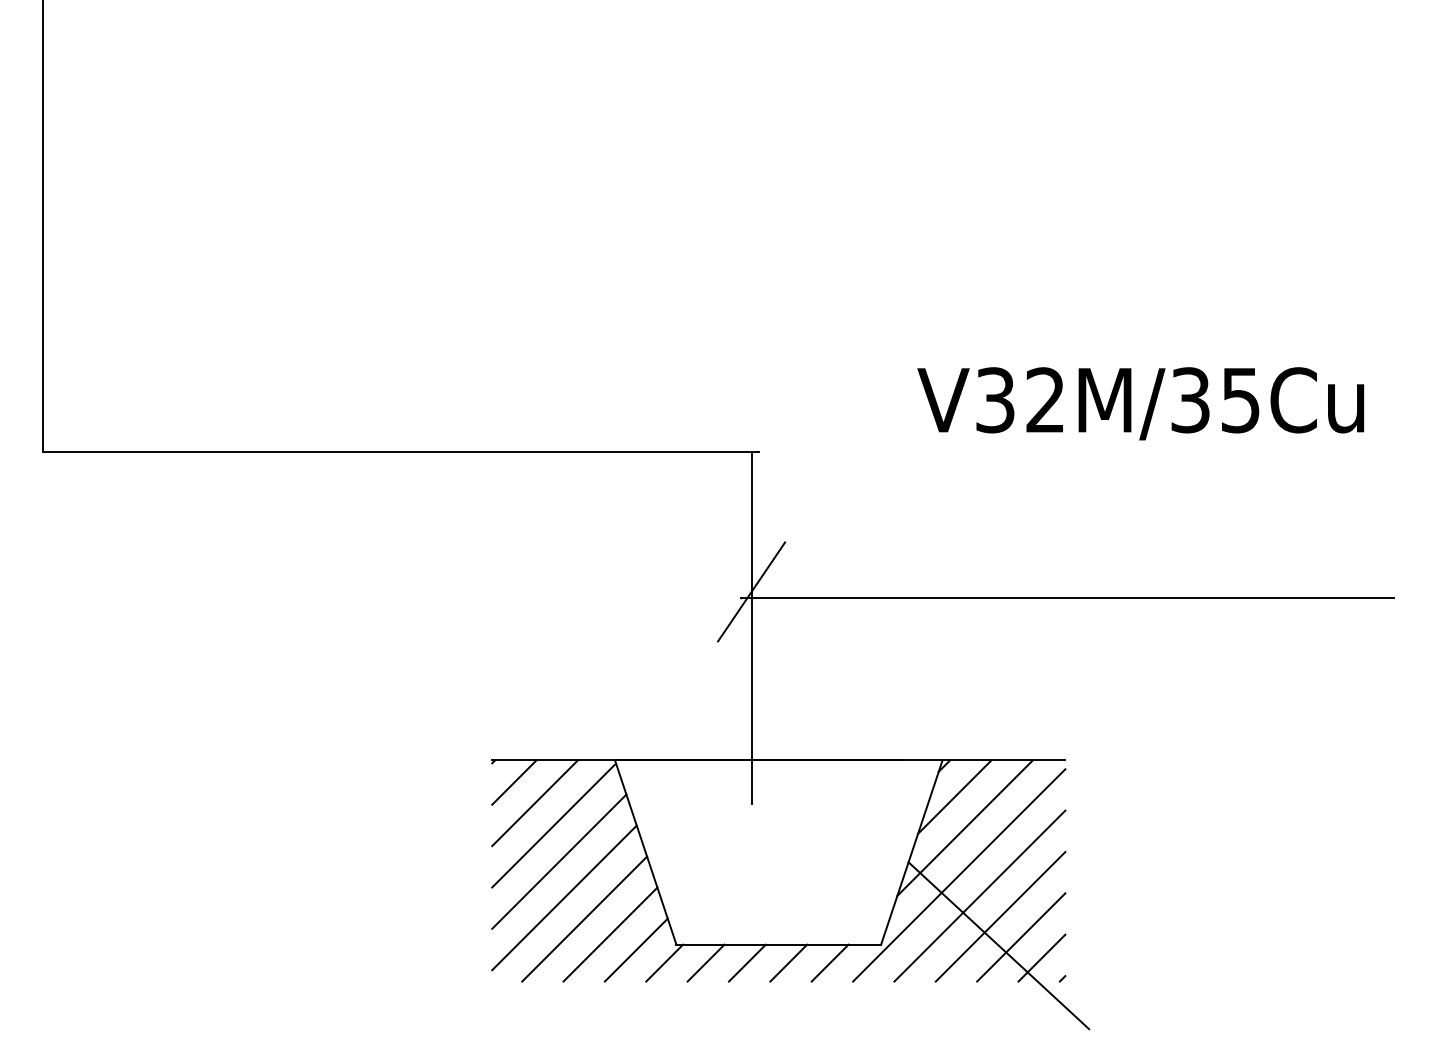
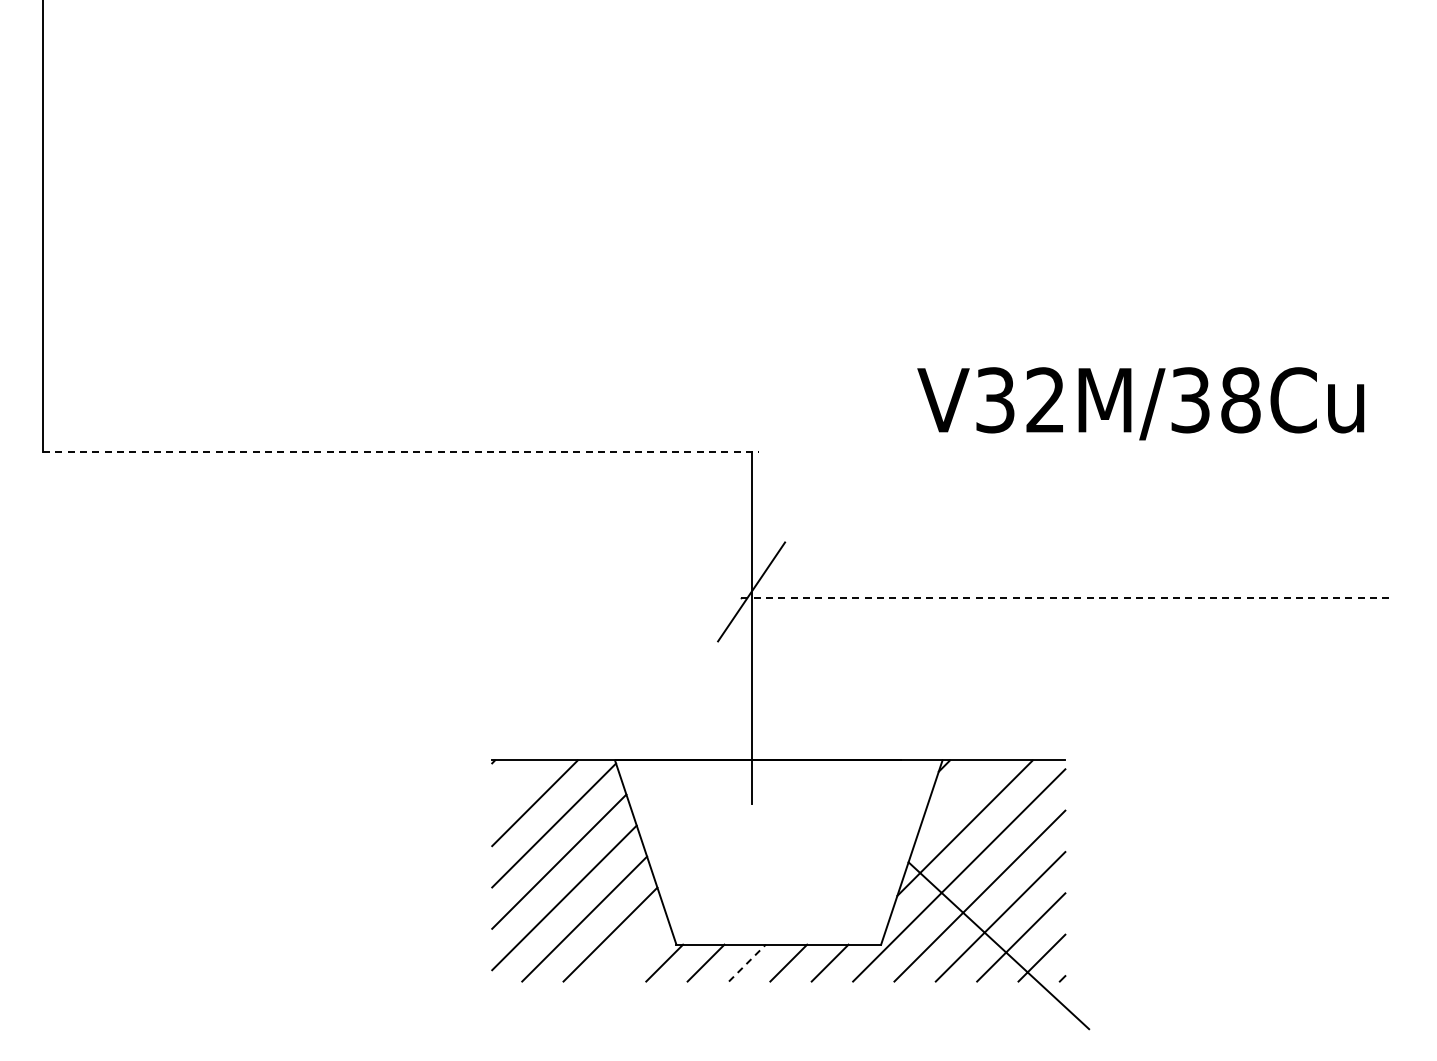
text: V32M/35Cu -> V32M/38Cu (1240, 400)
line: solid -> dashed (401, 451)
line: solid -> dashed (1068, 598)
line: present -> none (514, 782)
line: present -> none (954, 796)
line: present -> none (635, 949)
line: solid -> dashed (747, 962)
